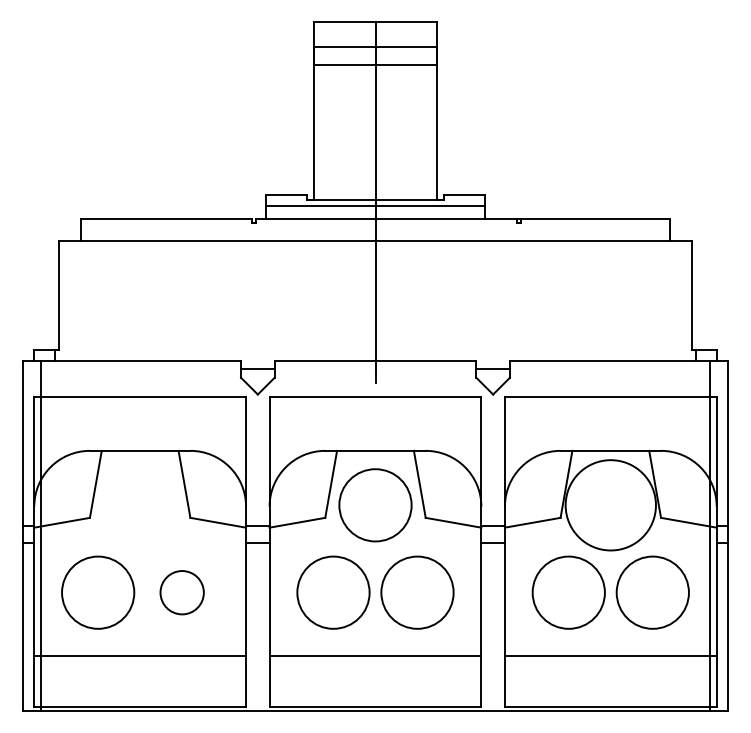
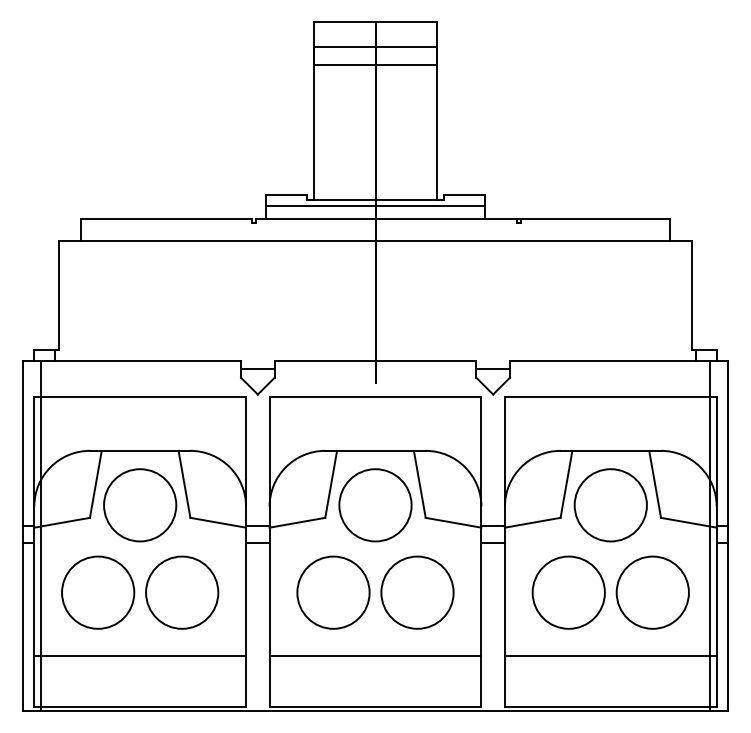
circle: none -> present (140, 505)
circle diameter: 90 px -> 72 px (610, 505)
circle diameter: 43 px -> 72 px (182, 592)
